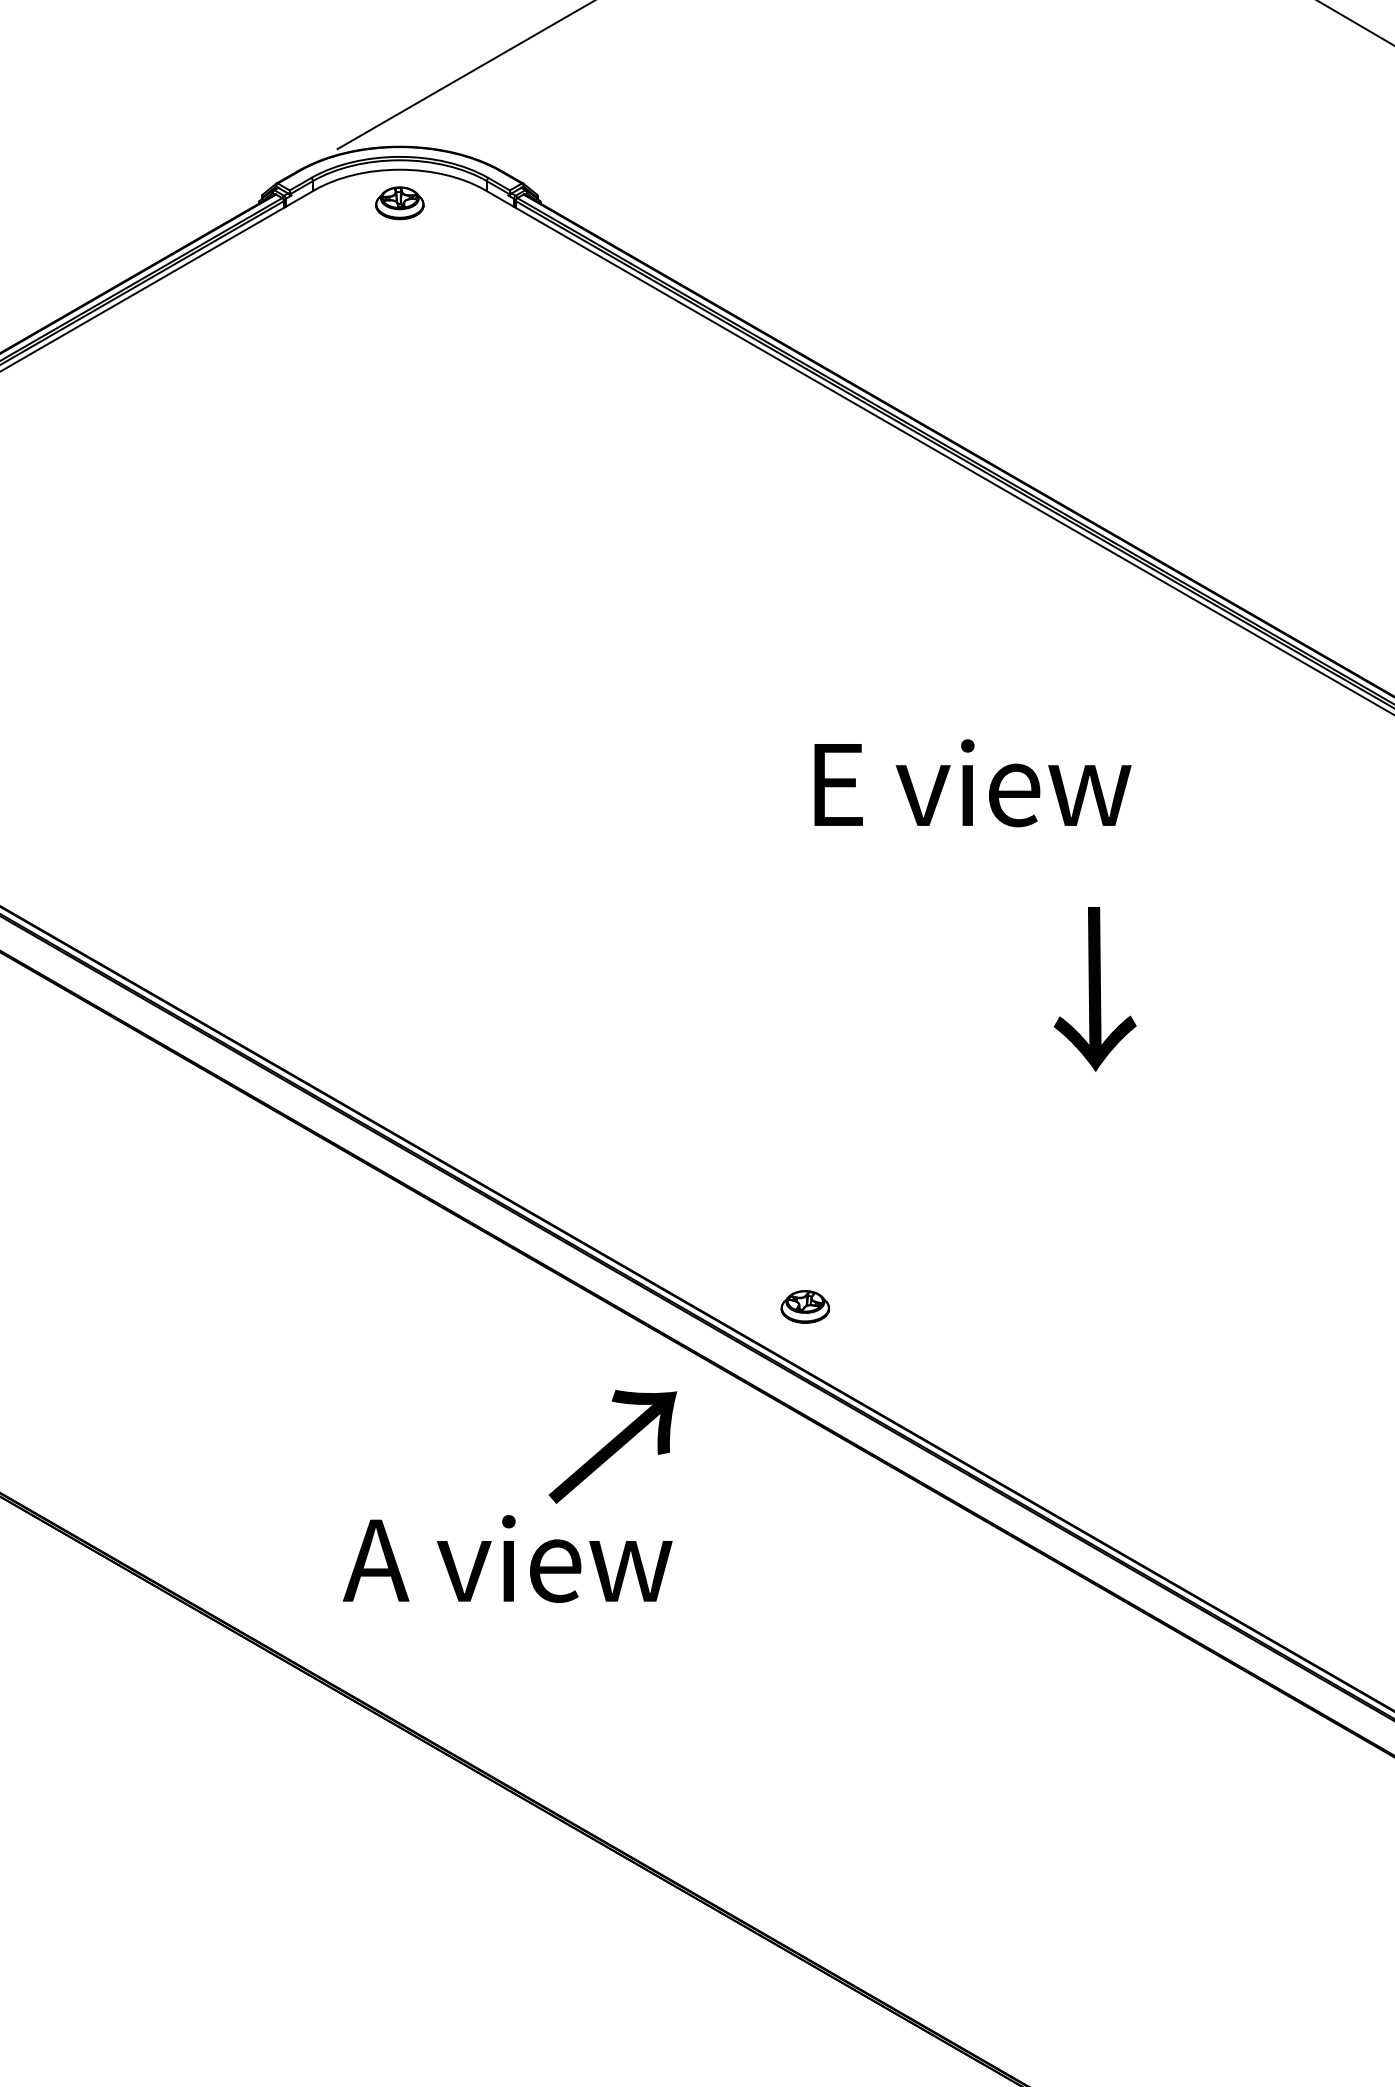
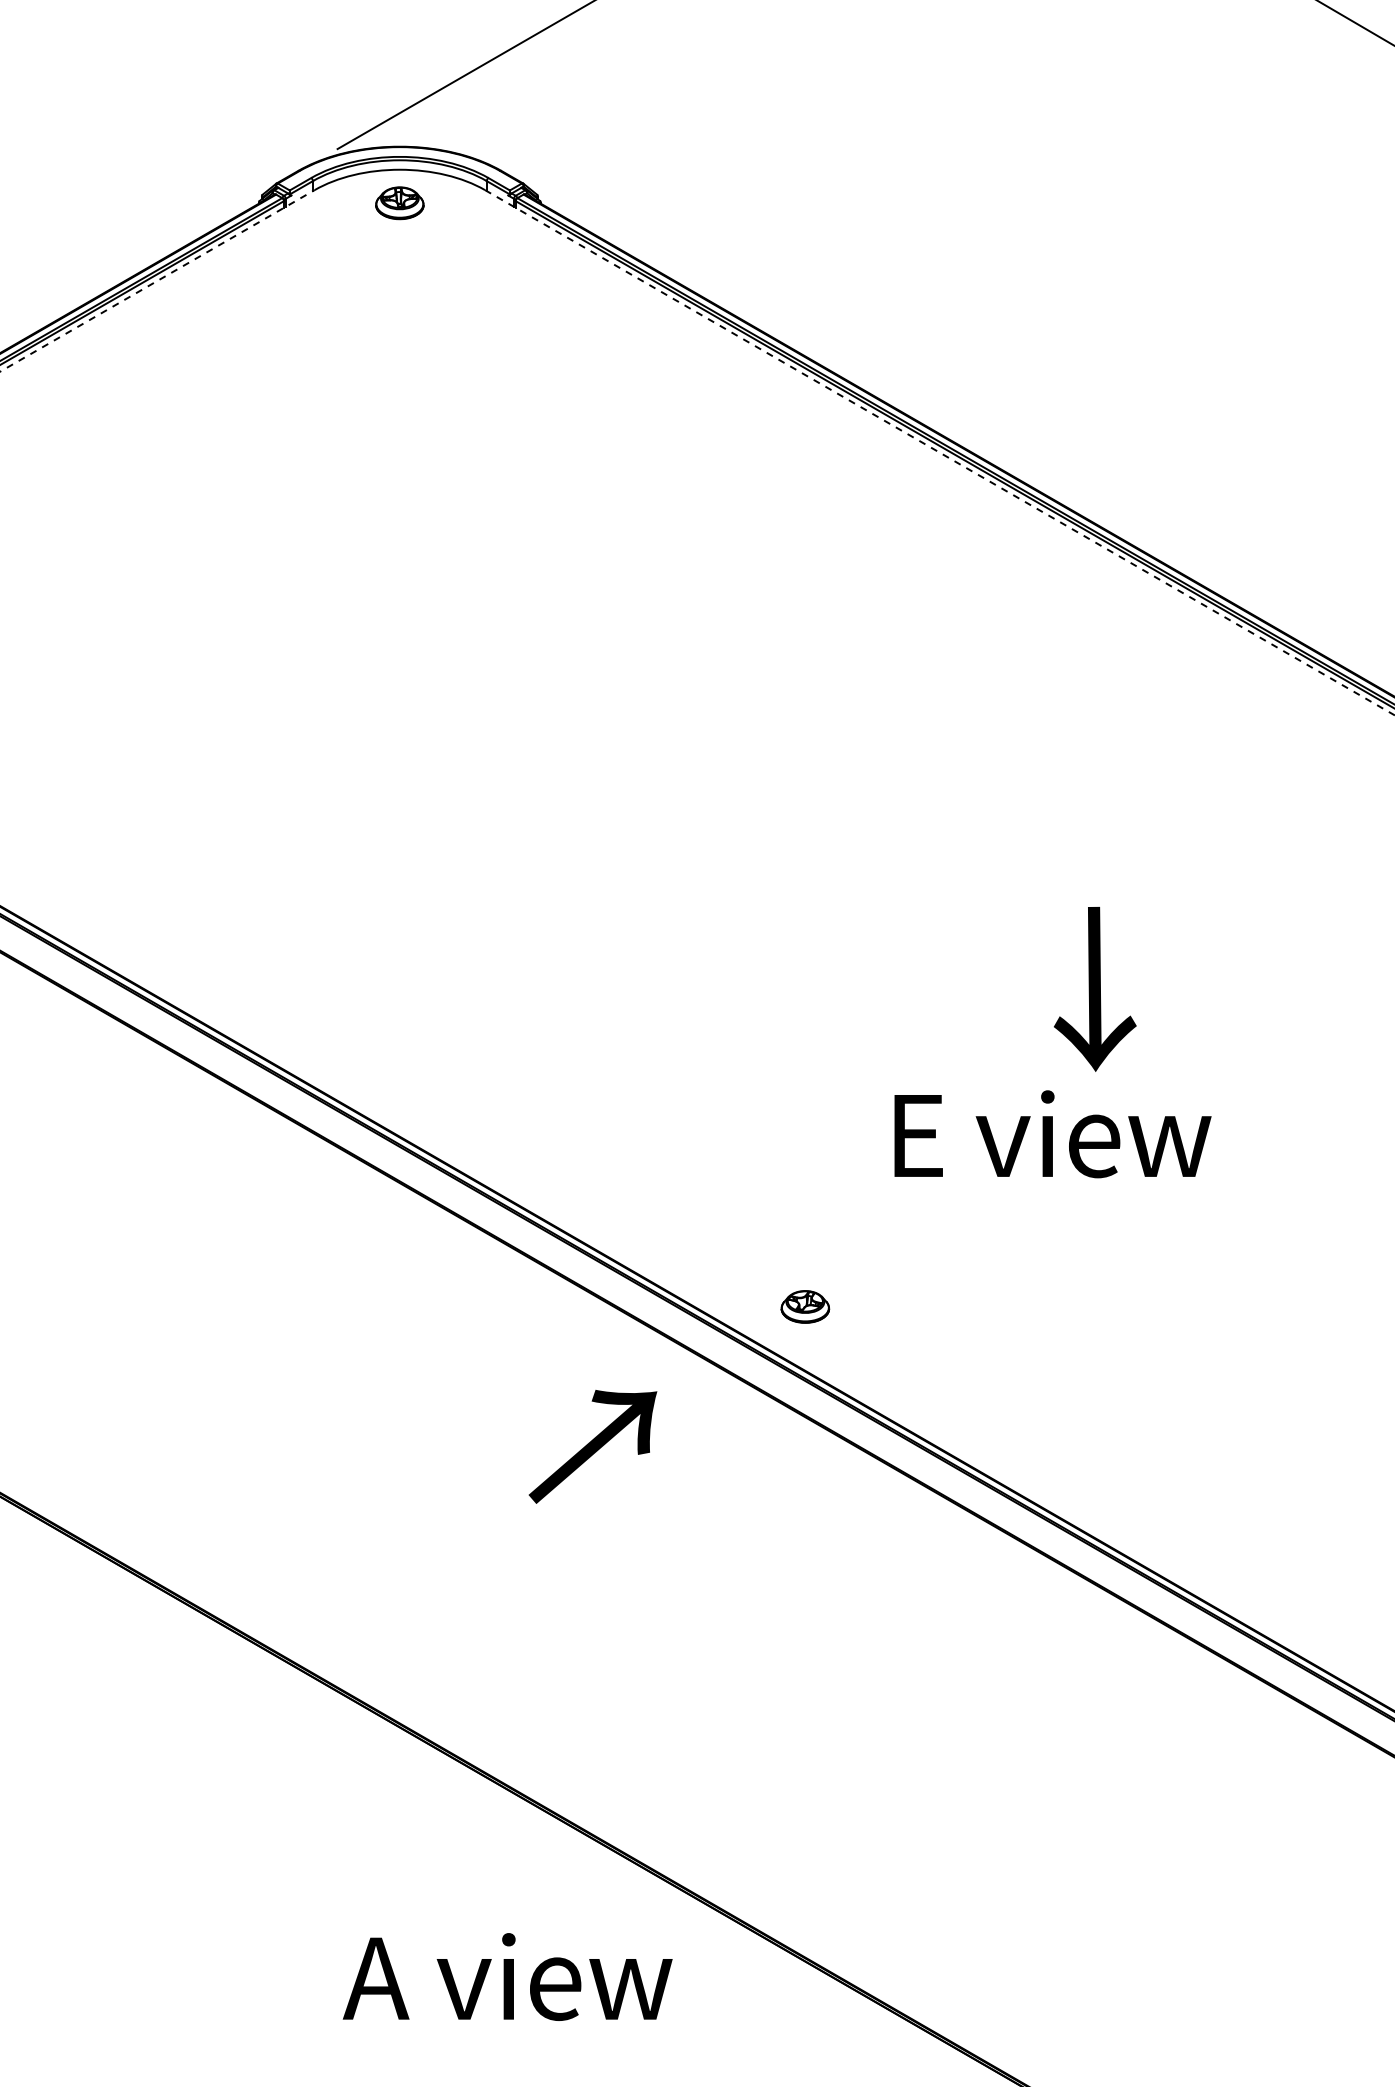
line: solid -> dashed (158, 280)
line: solid -> dashed (939, 452)
text position: (972, 783) -> (1052, 1134) (1052, 1134)
text position: (612, 1446) -> (592, 1446) (592, 1446)
text position: (507, 1558) -> (507, 1976) (507, 1976)
